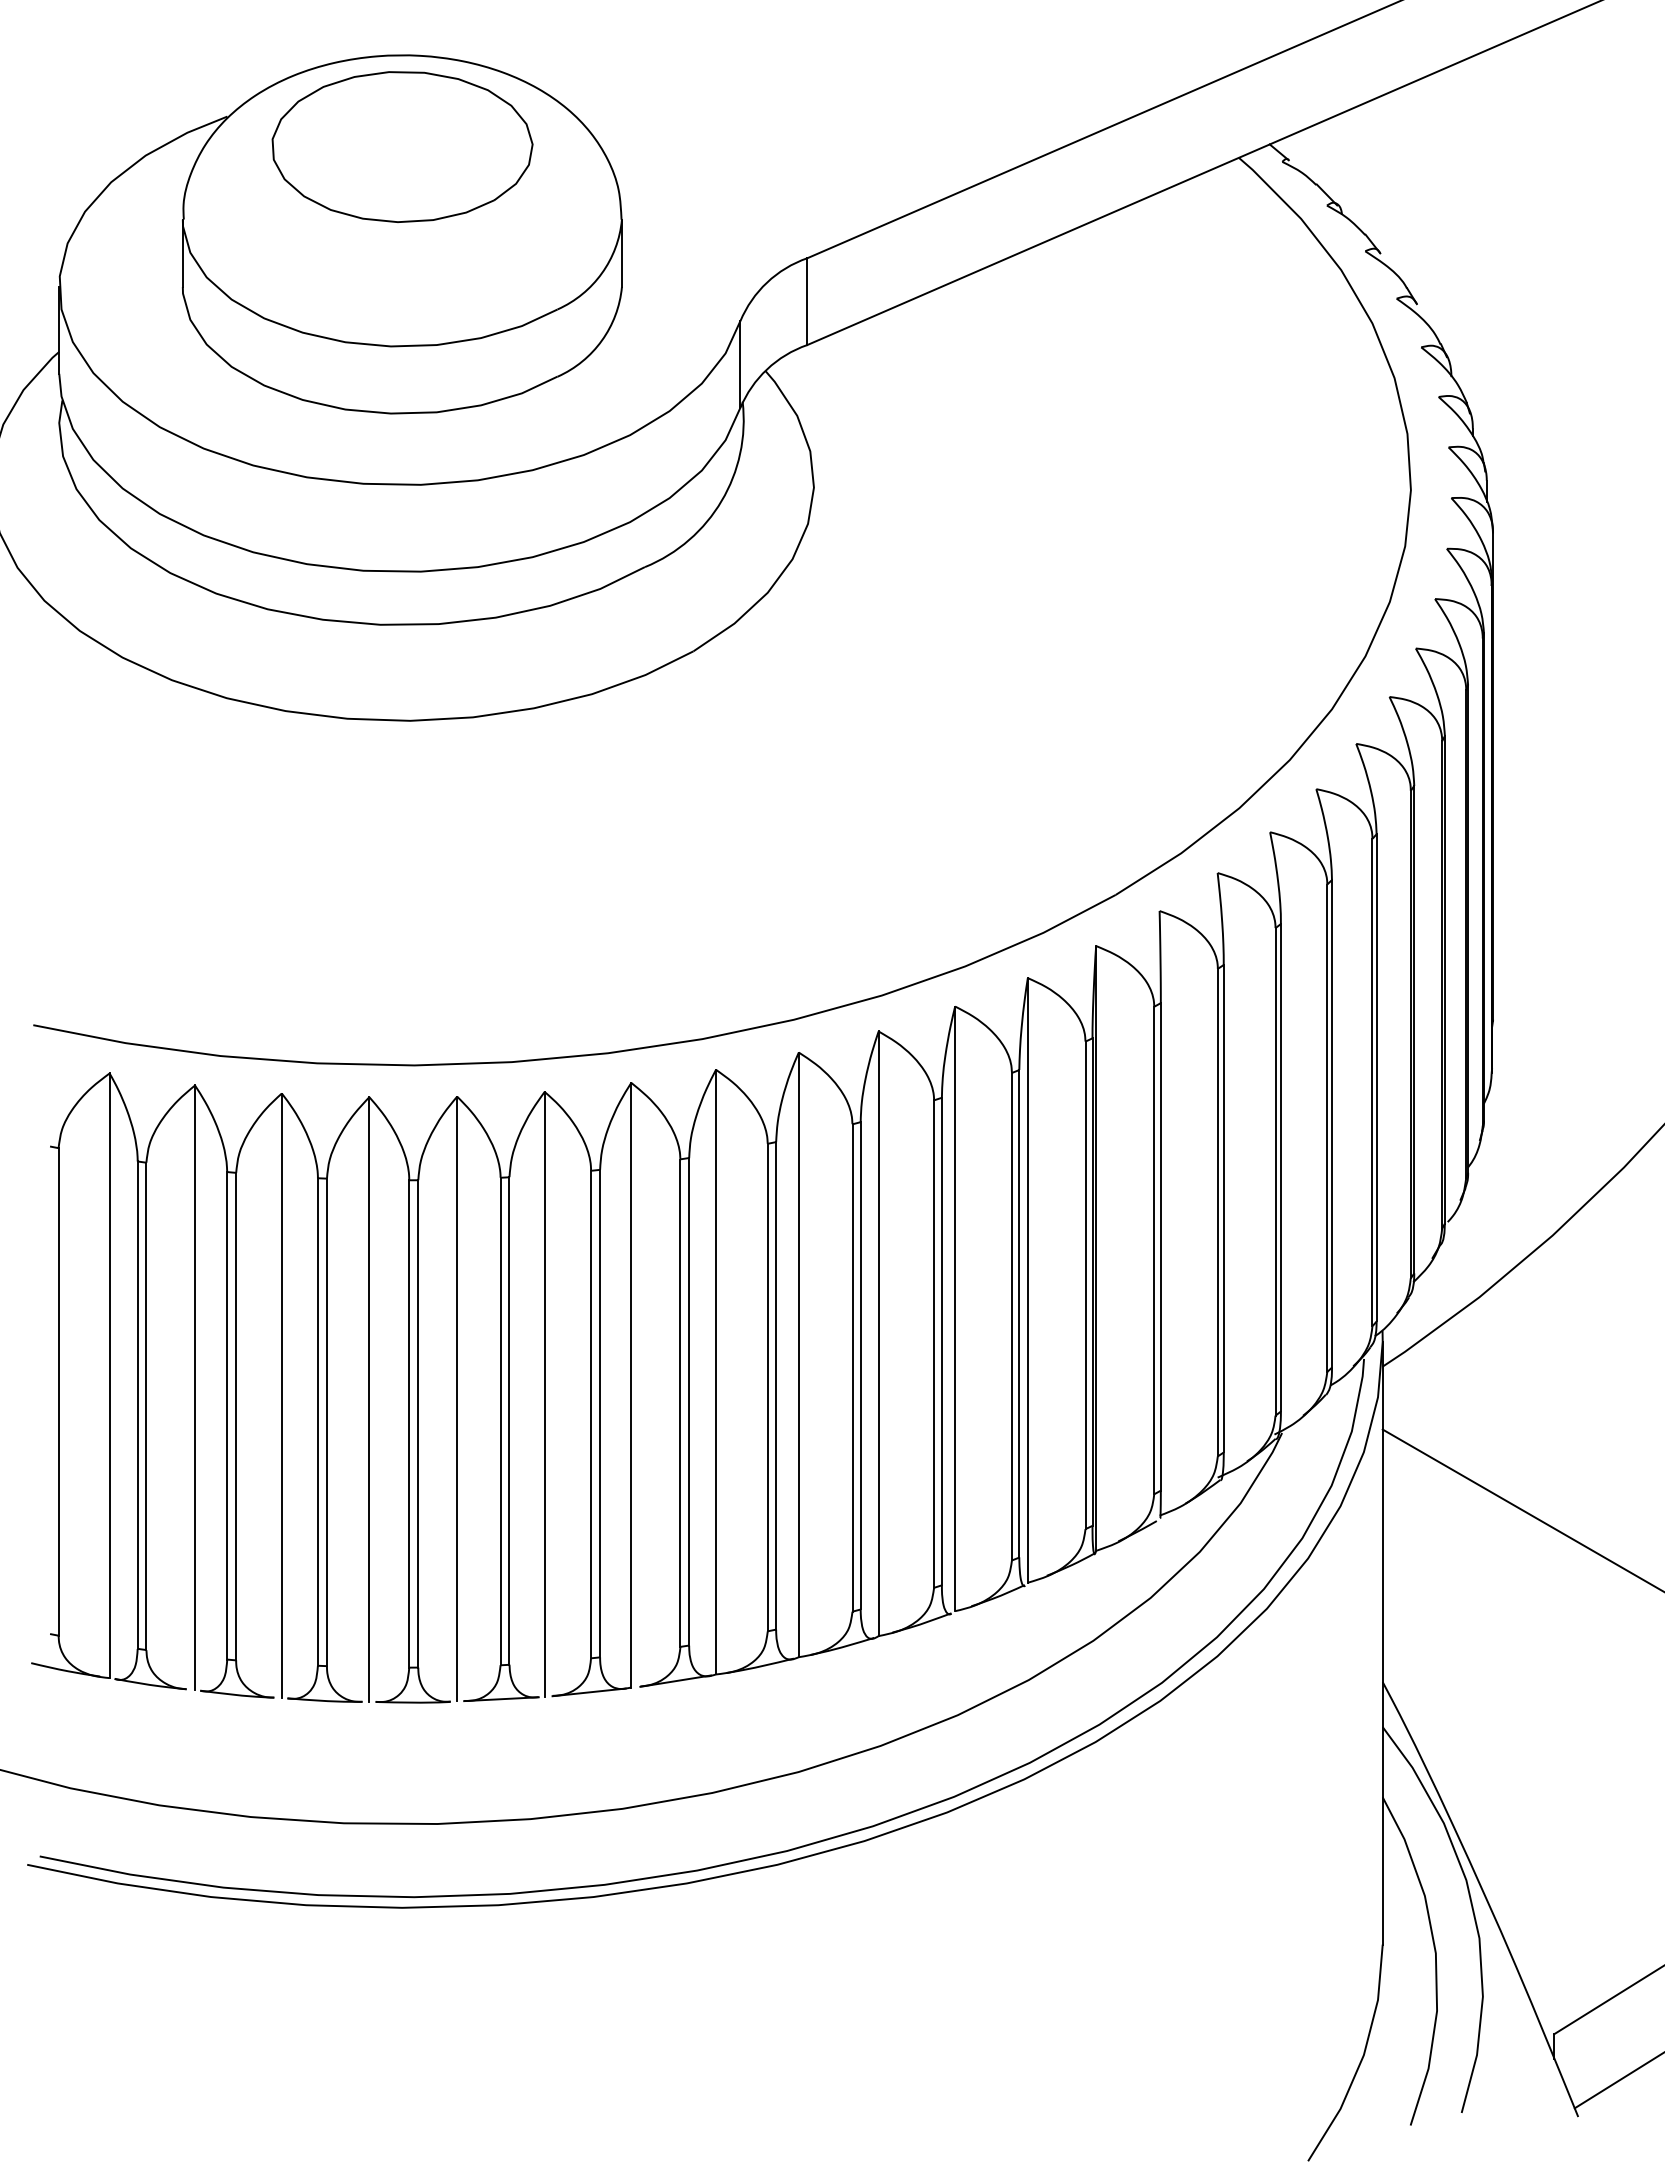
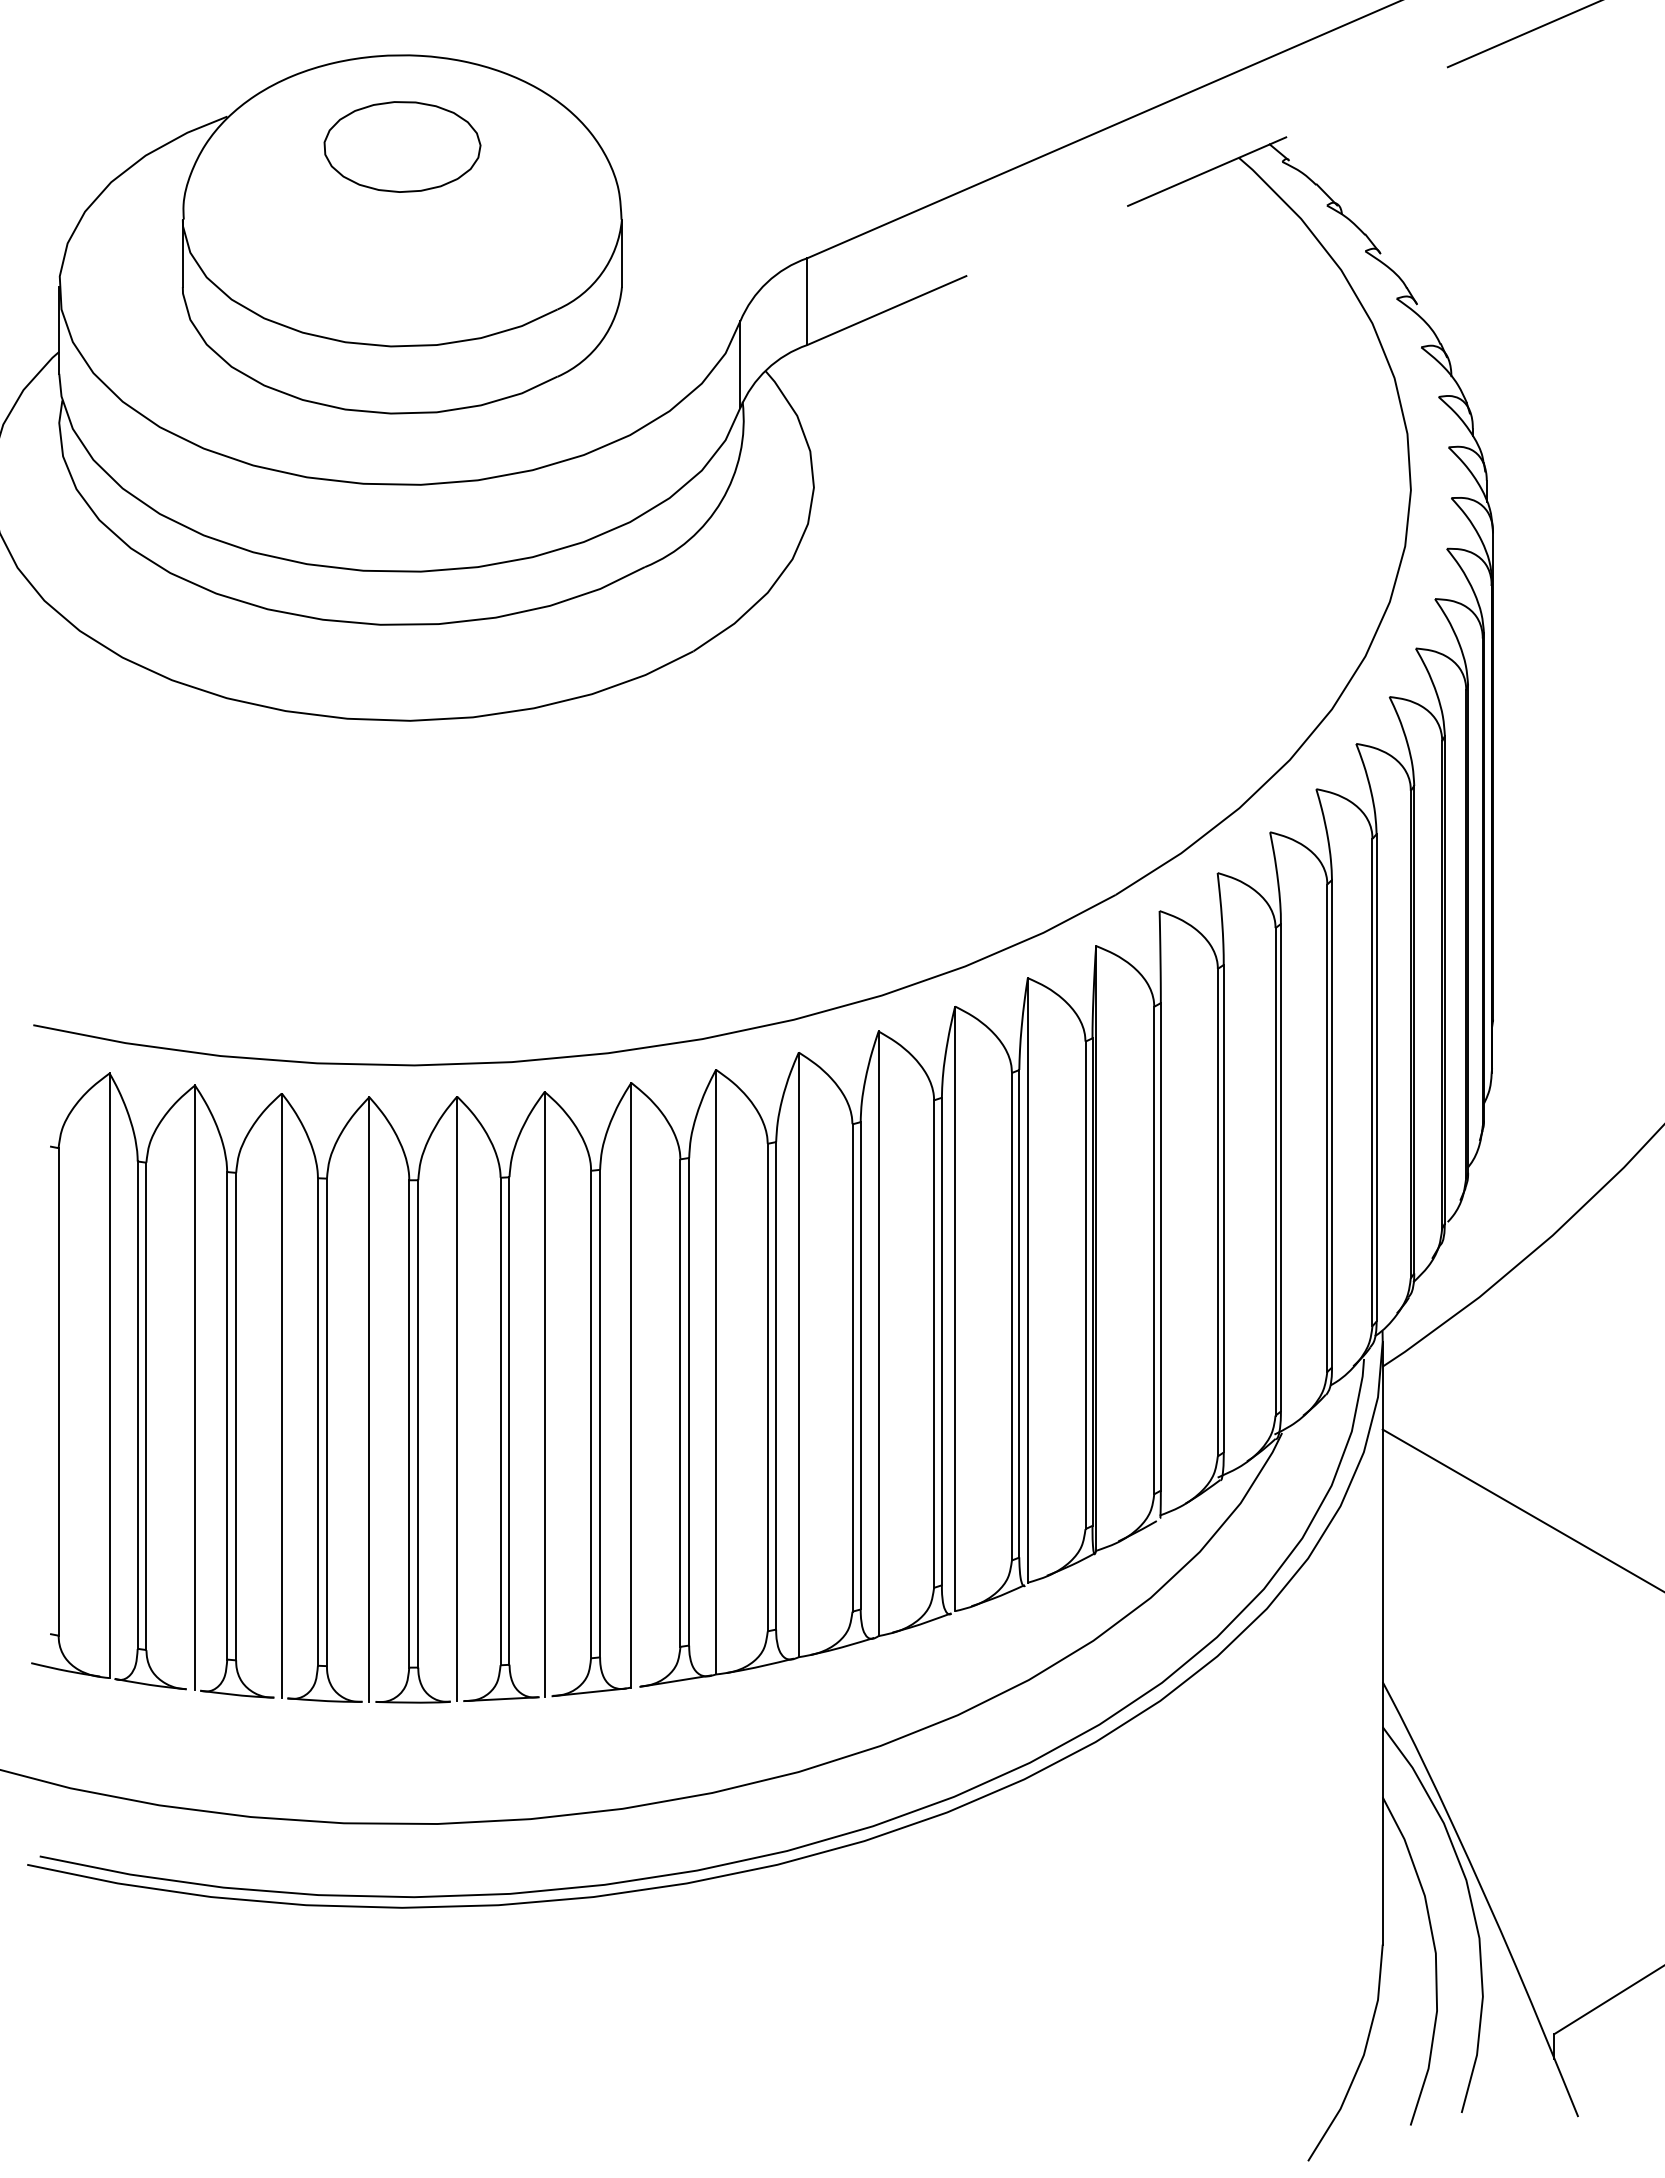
part size: 263x152 px -> 159x92 px (402, 146)
line: solid -> dashed (1205, 172)
line: present -> none (1617, 2081)
